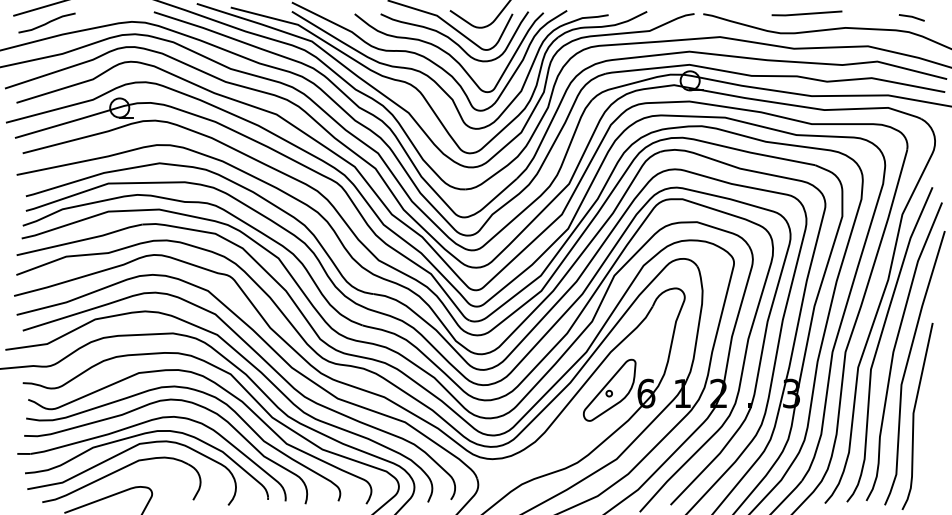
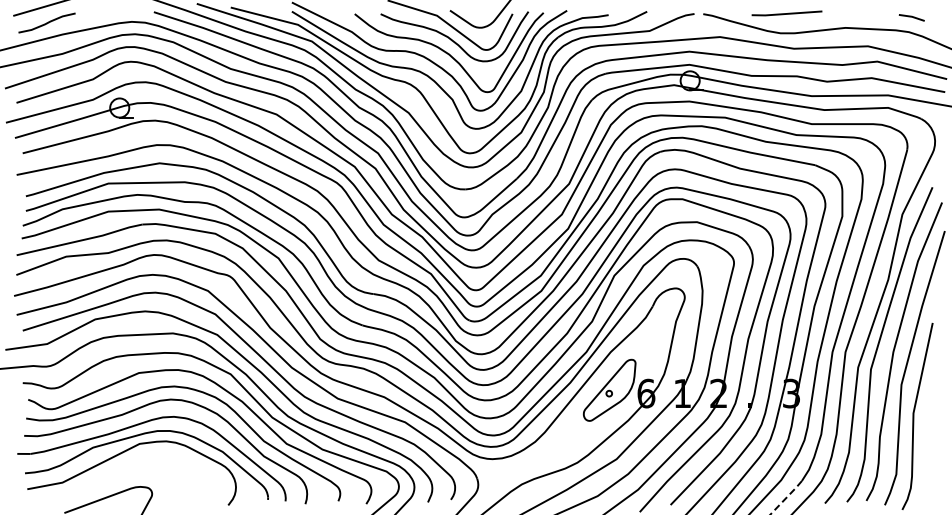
line position: (806, 13) -> (786, 13) (786, 13)
part: present -> none (118, 471)
line: solid -> dashed (786, 497)
